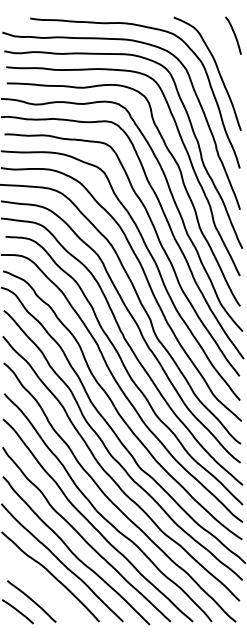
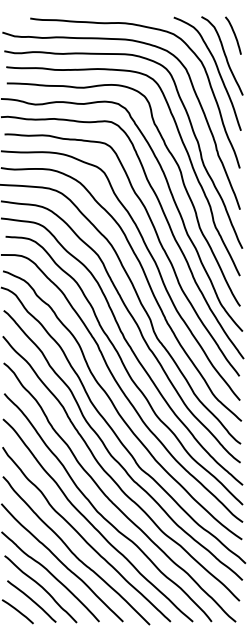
curve: none -> present (224, 55)
curve: none -> present (40, 587)
